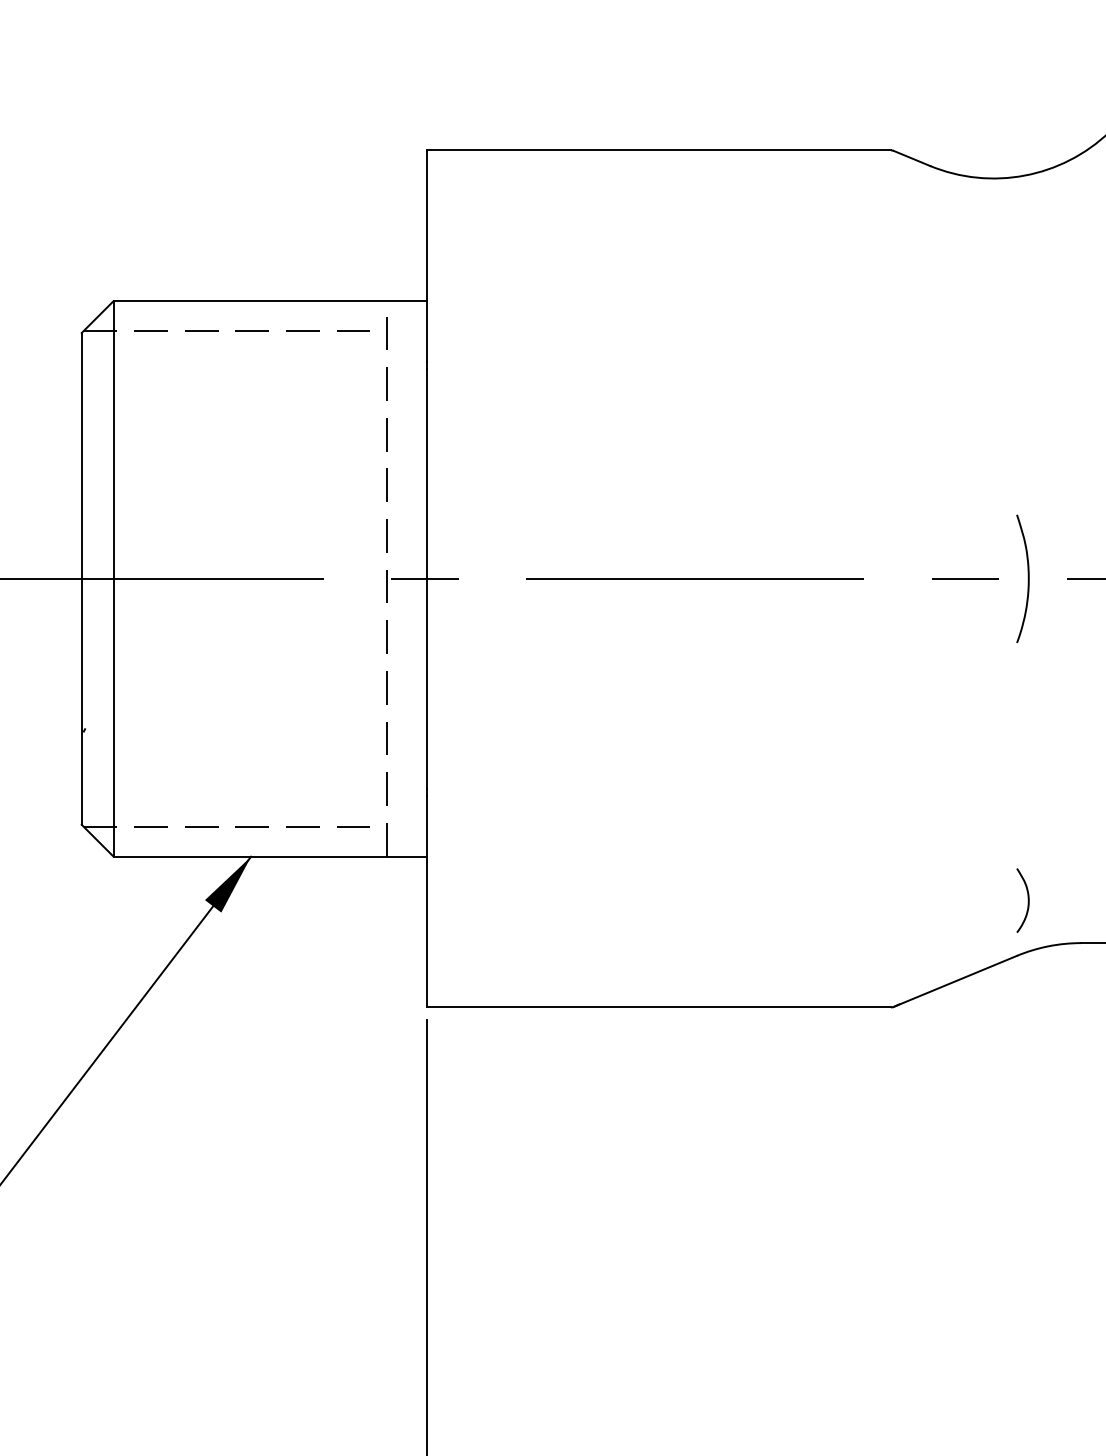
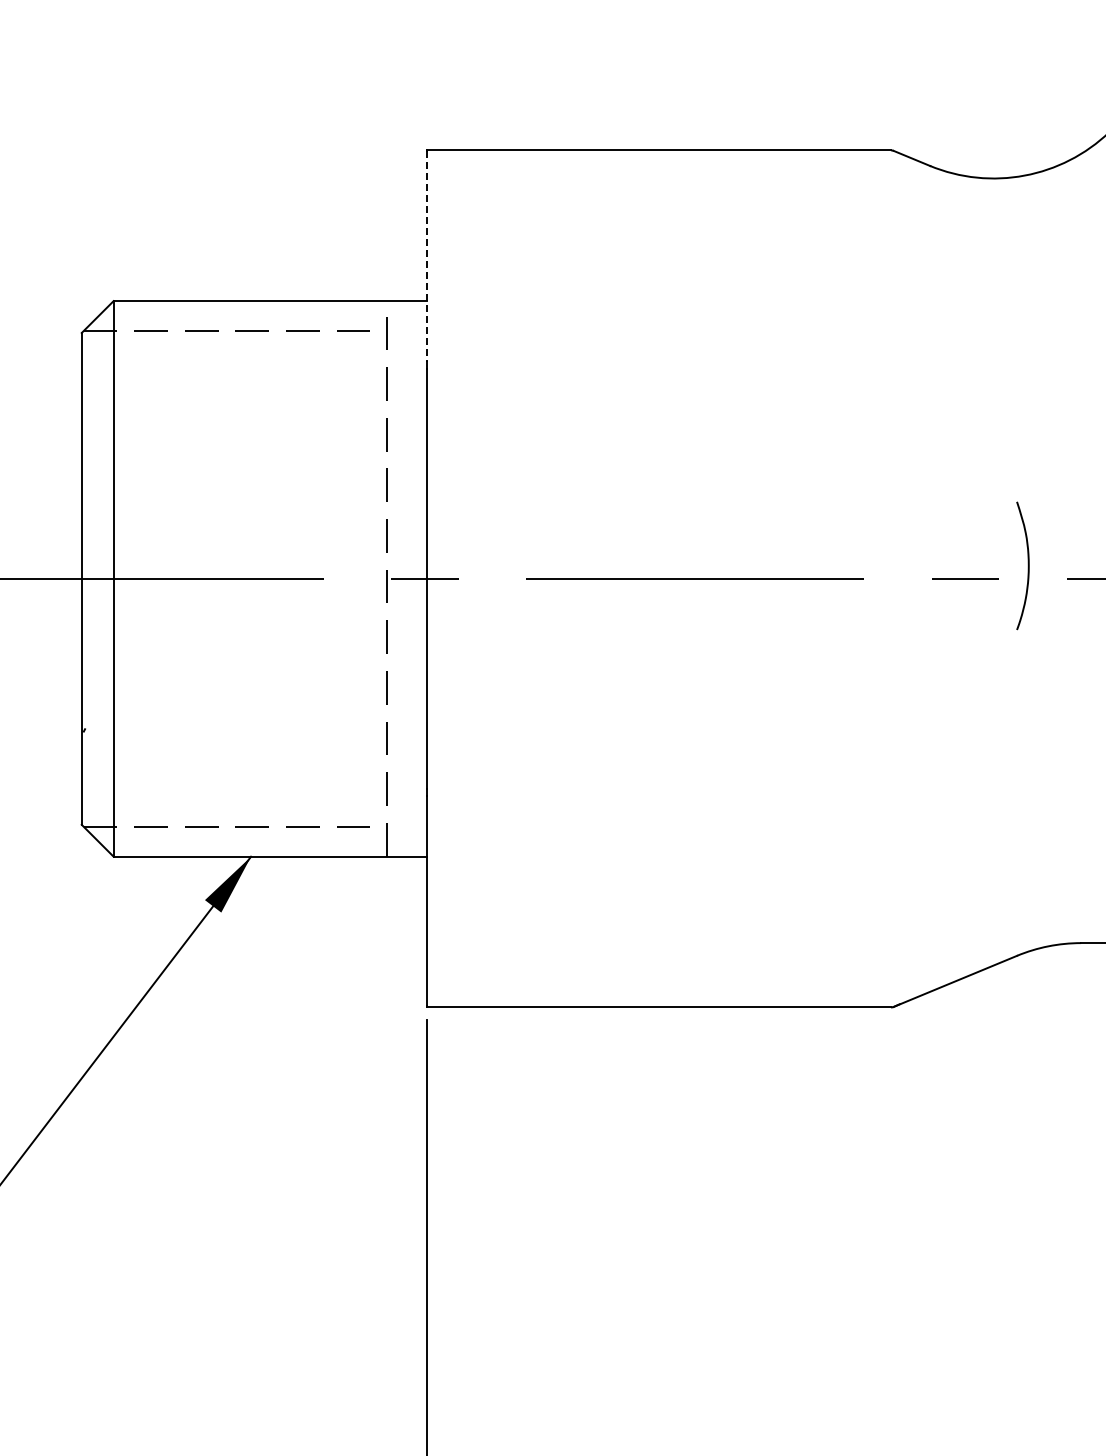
line: solid -> dashed (427, 257)
curve position: (1027, 578) -> (1027, 565) (1027, 565)
curve: present -> none (1027, 900)
